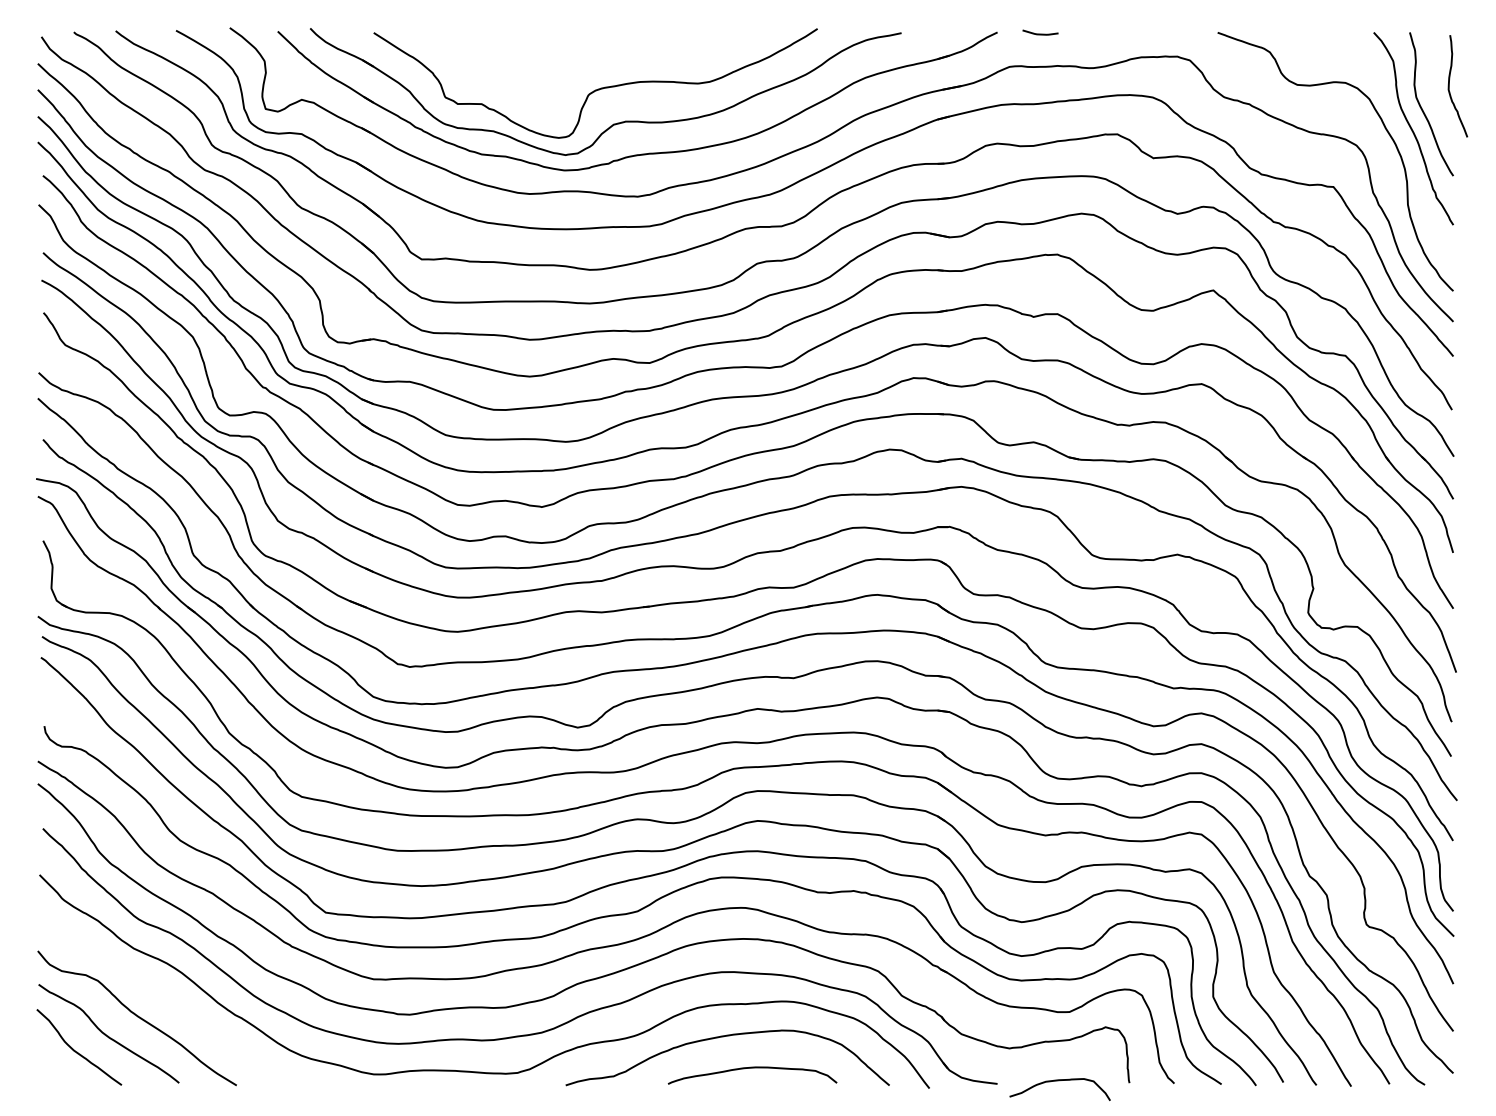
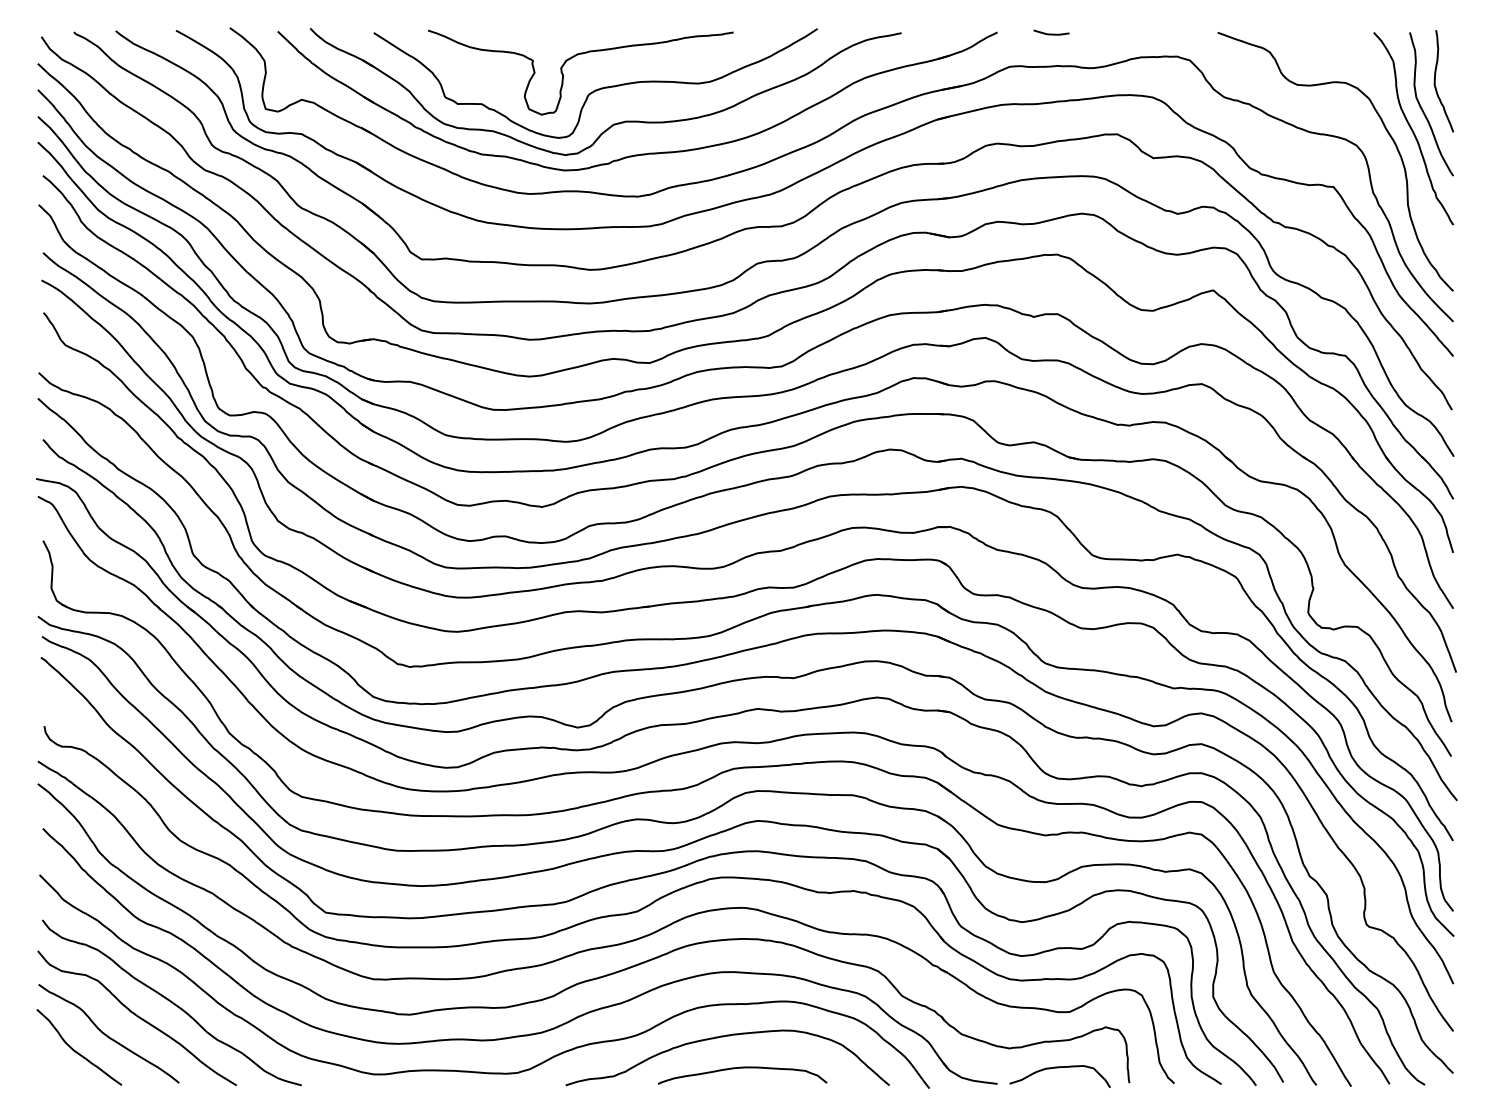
curve position: (1040, 33) -> (1051, 33) (1051, 33)
curve: none -> present (572, 58)
curve position: (1449, 86) -> (1435, 81) (1435, 81)
curve: none -> present (171, 1002)
curve position: (752, 1068) -> (742, 1068) (742, 1068)
curve position: (1059, 1081) -> (1059, 1068) (1059, 1068)
